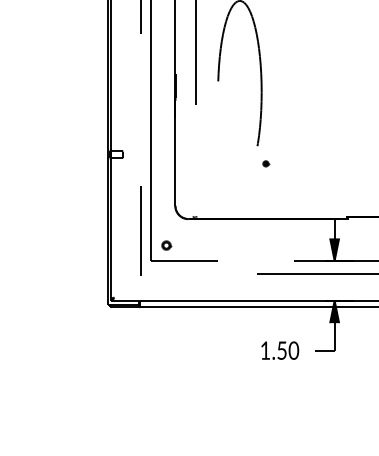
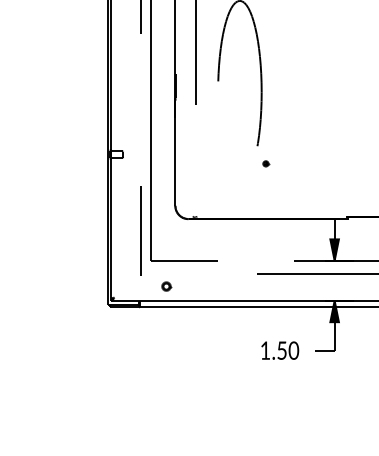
part position: (166, 245) -> (166, 286) (166, 286)
